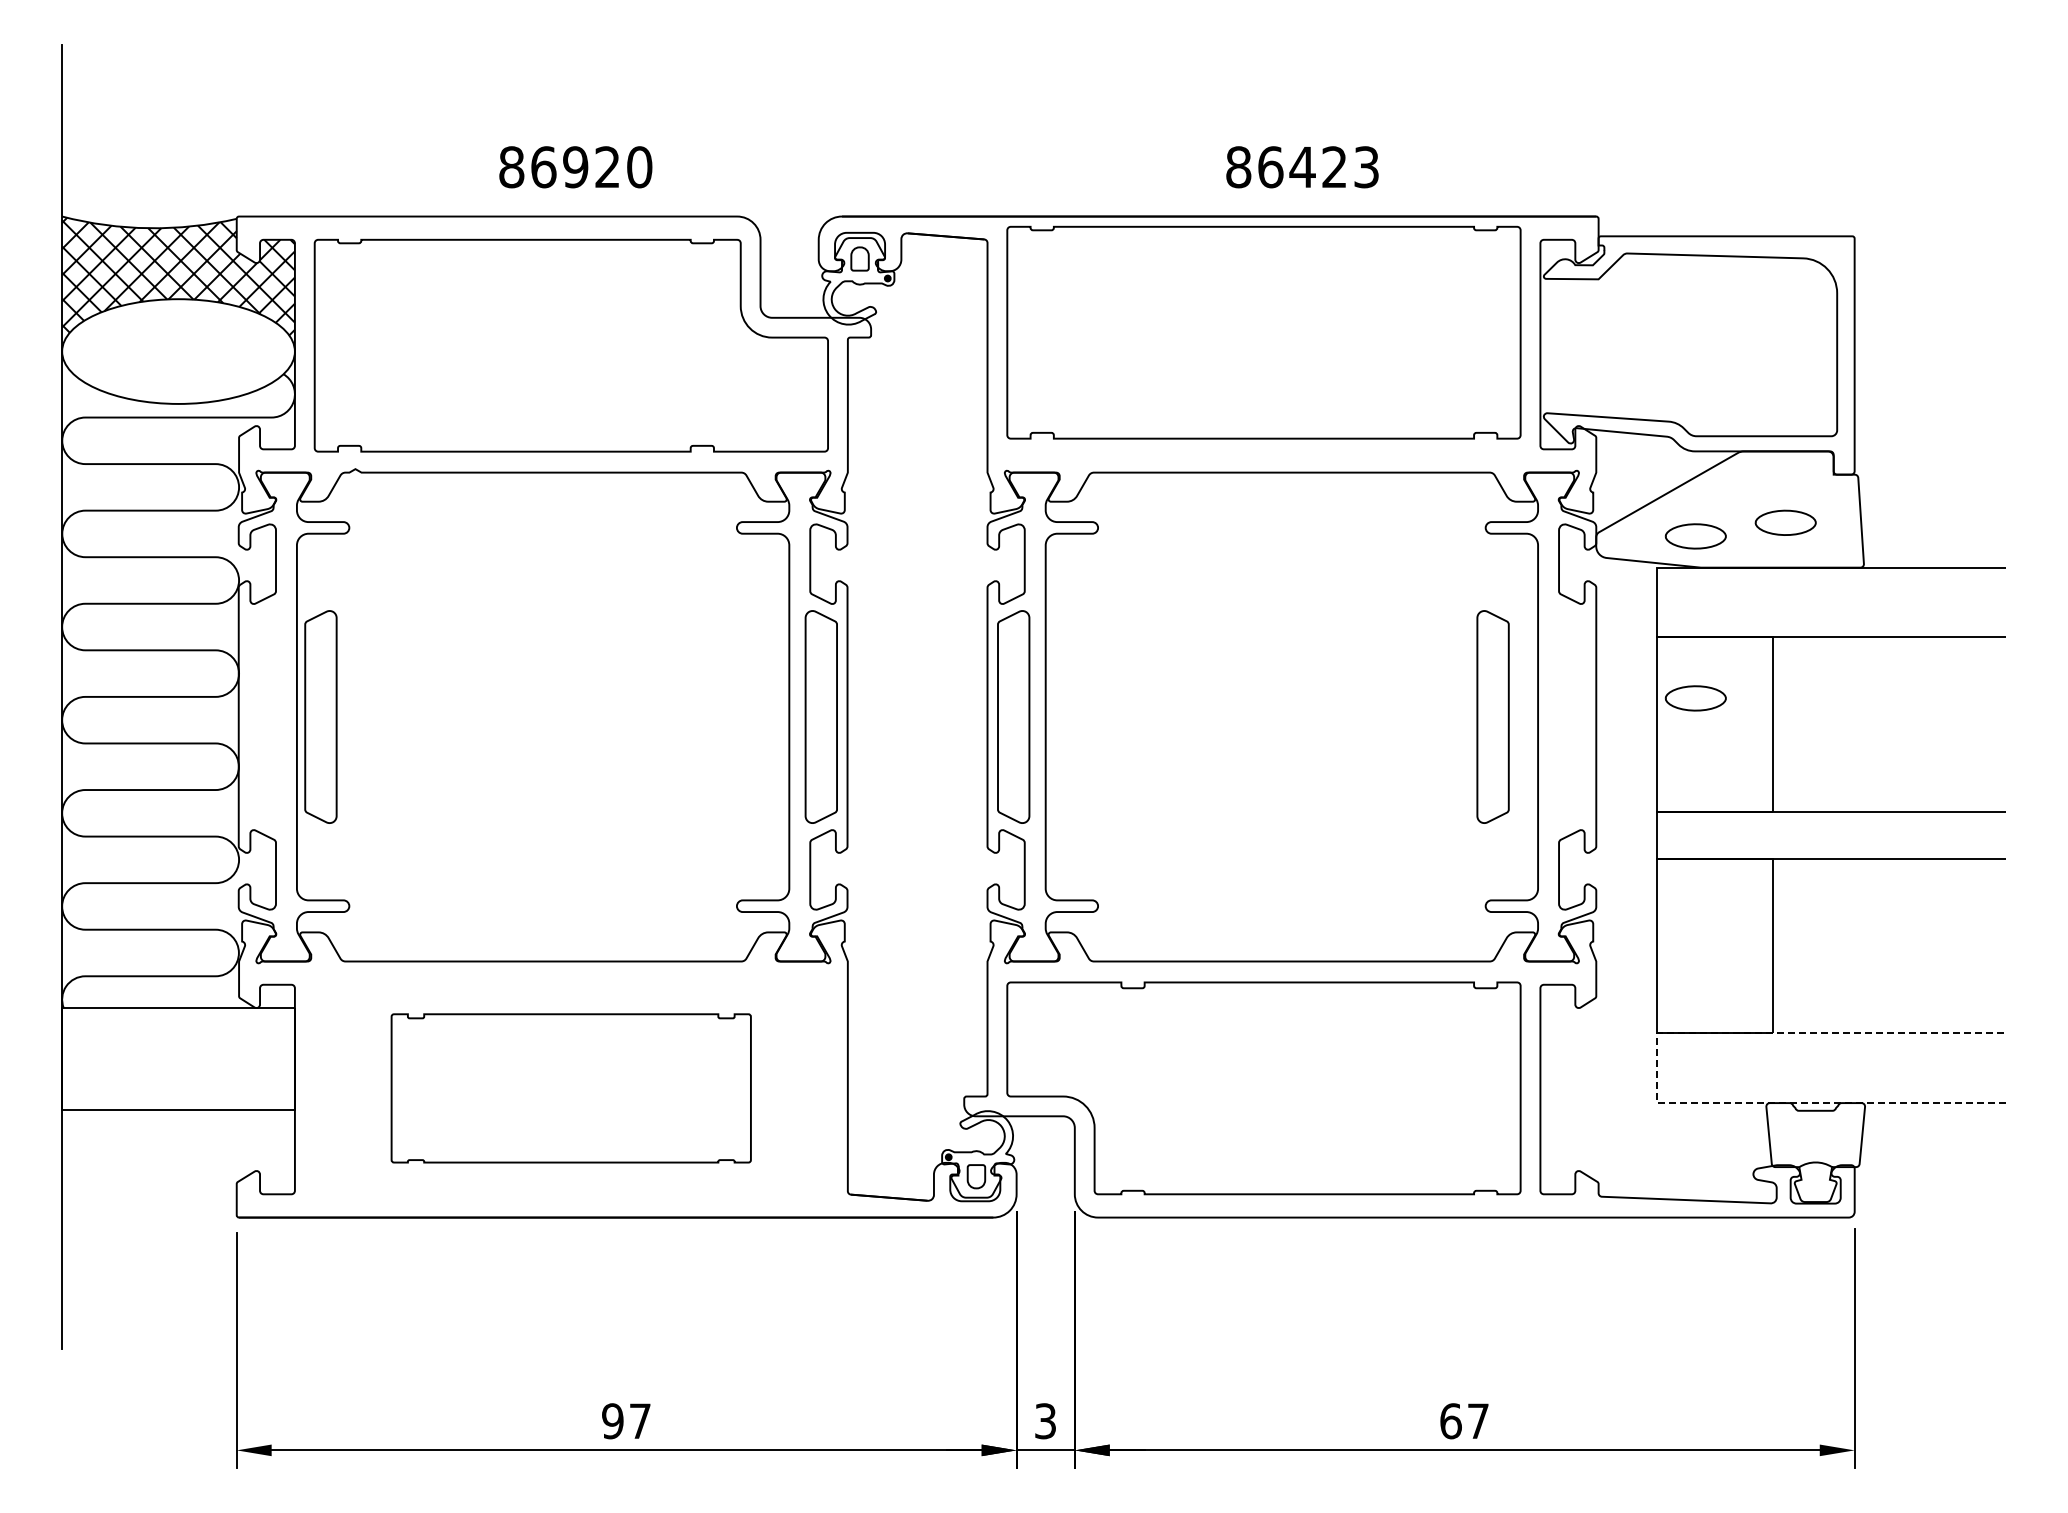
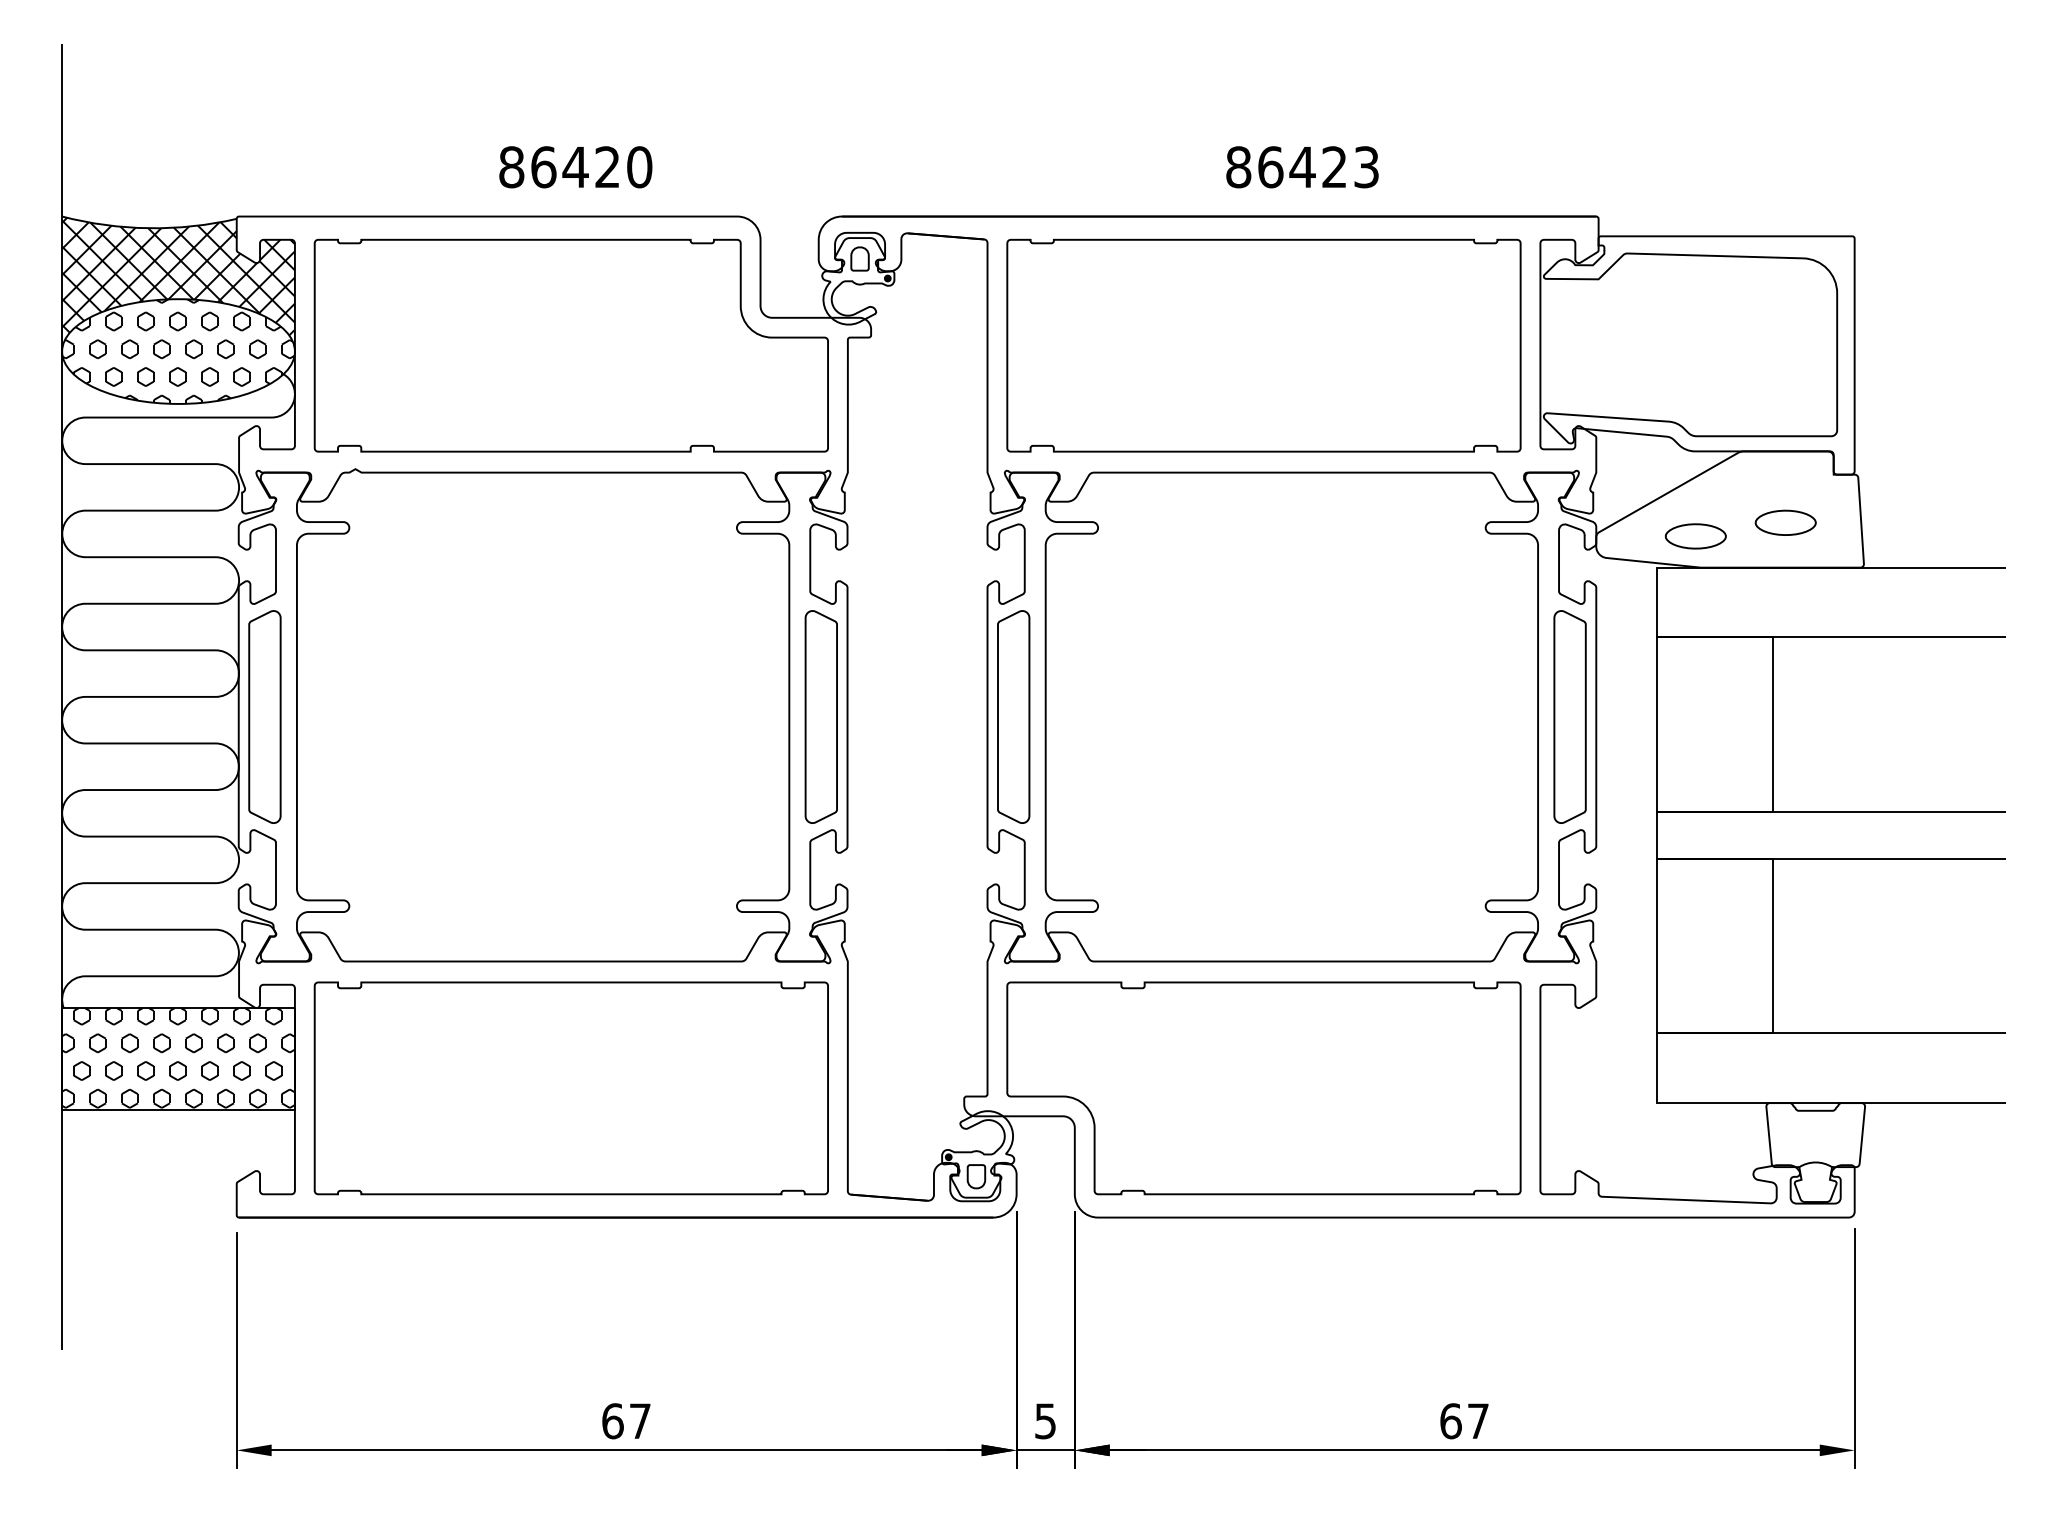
text: 86920 -> 86420 (575, 167)
part position: (1263, 332) -> (1263, 345) (1263, 345)
hatch: none -> present (178, 351)
part: present -> none (1695, 698)
curve position: (306, 716) -> (250, 716) (250, 716)
curve position: (1478, 716) -> (1555, 716) (1555, 716)
hatch: none -> present (178, 1057)
line: dashed -> solid (1656, 1068)
part size: 362x151 px -> 516x215 px (570, 1088)
text: 3 -> 5 (1045, 1420)
text: 97 -> 67 (612, 1421)
